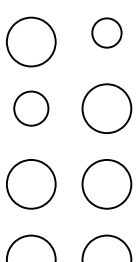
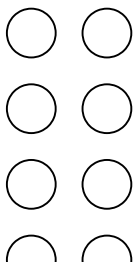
part size: 32x32 px -> 52x52 px (106, 32)
part position: (31, 41) -> (31, 32) (31, 32)
part size: 37x37 px -> 51x51 px (31, 108)
